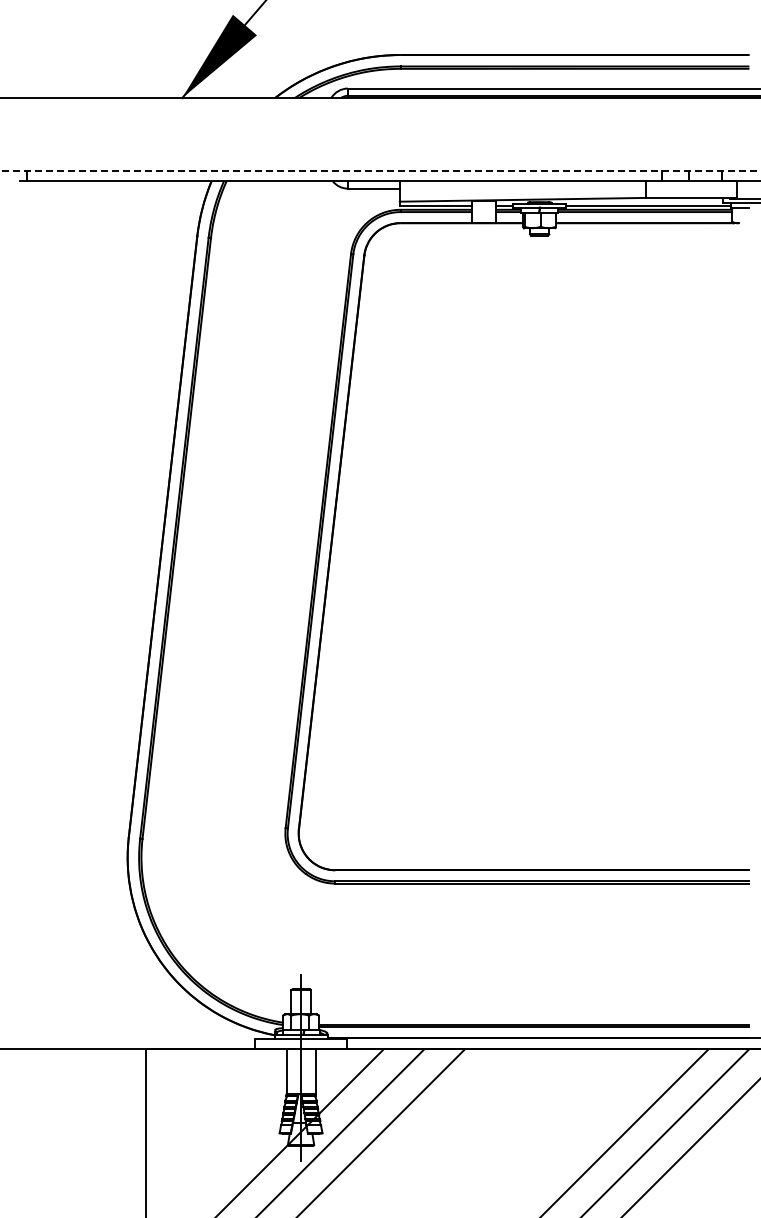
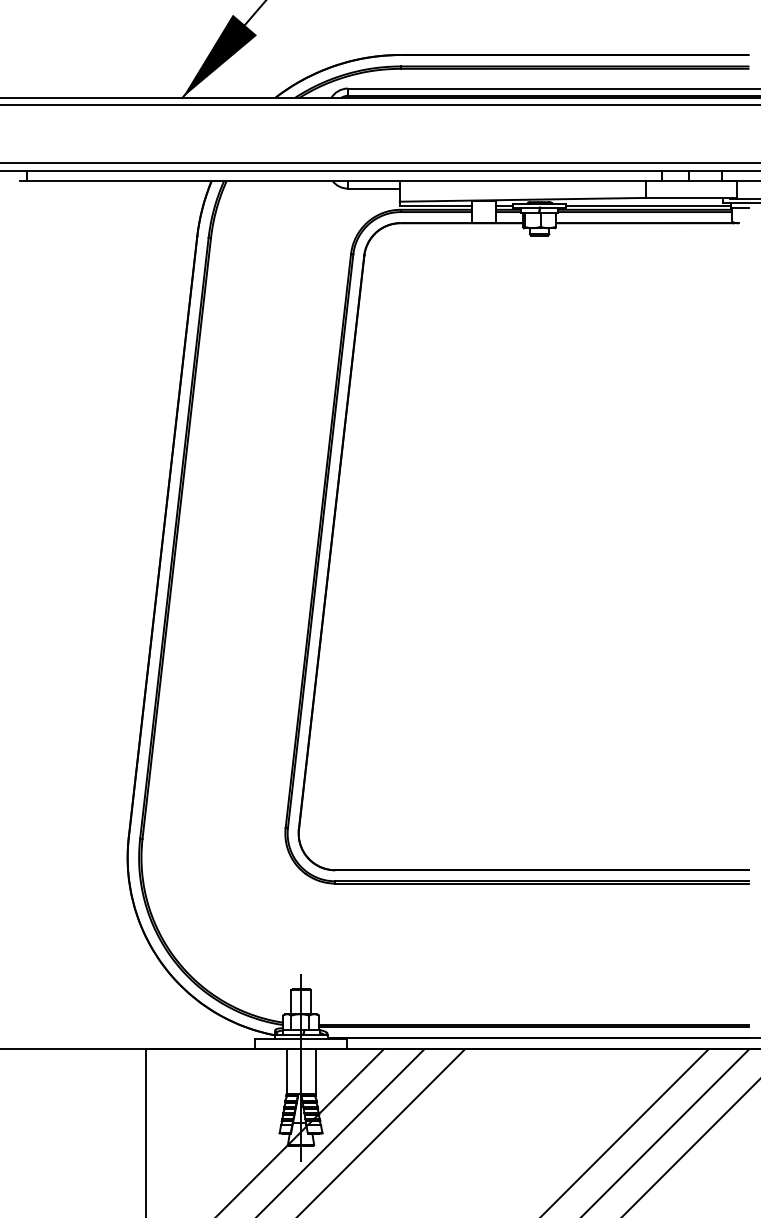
line: none -> present (379, 105)
line: none -> present (379, 163)
line: dashed -> solid (380, 170)
